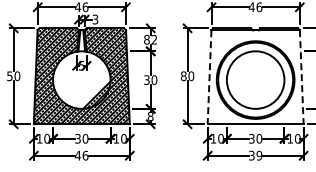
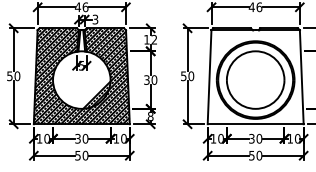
text: 82 -> 12 (146, 39)
text: 80 -> 50 (183, 76)
line: dashed -> solid (209, 77)
line: dashed -> solid (301, 77)
text: 46 -> 50 (81, 155)
text: 39 -> 50 (255, 155)
